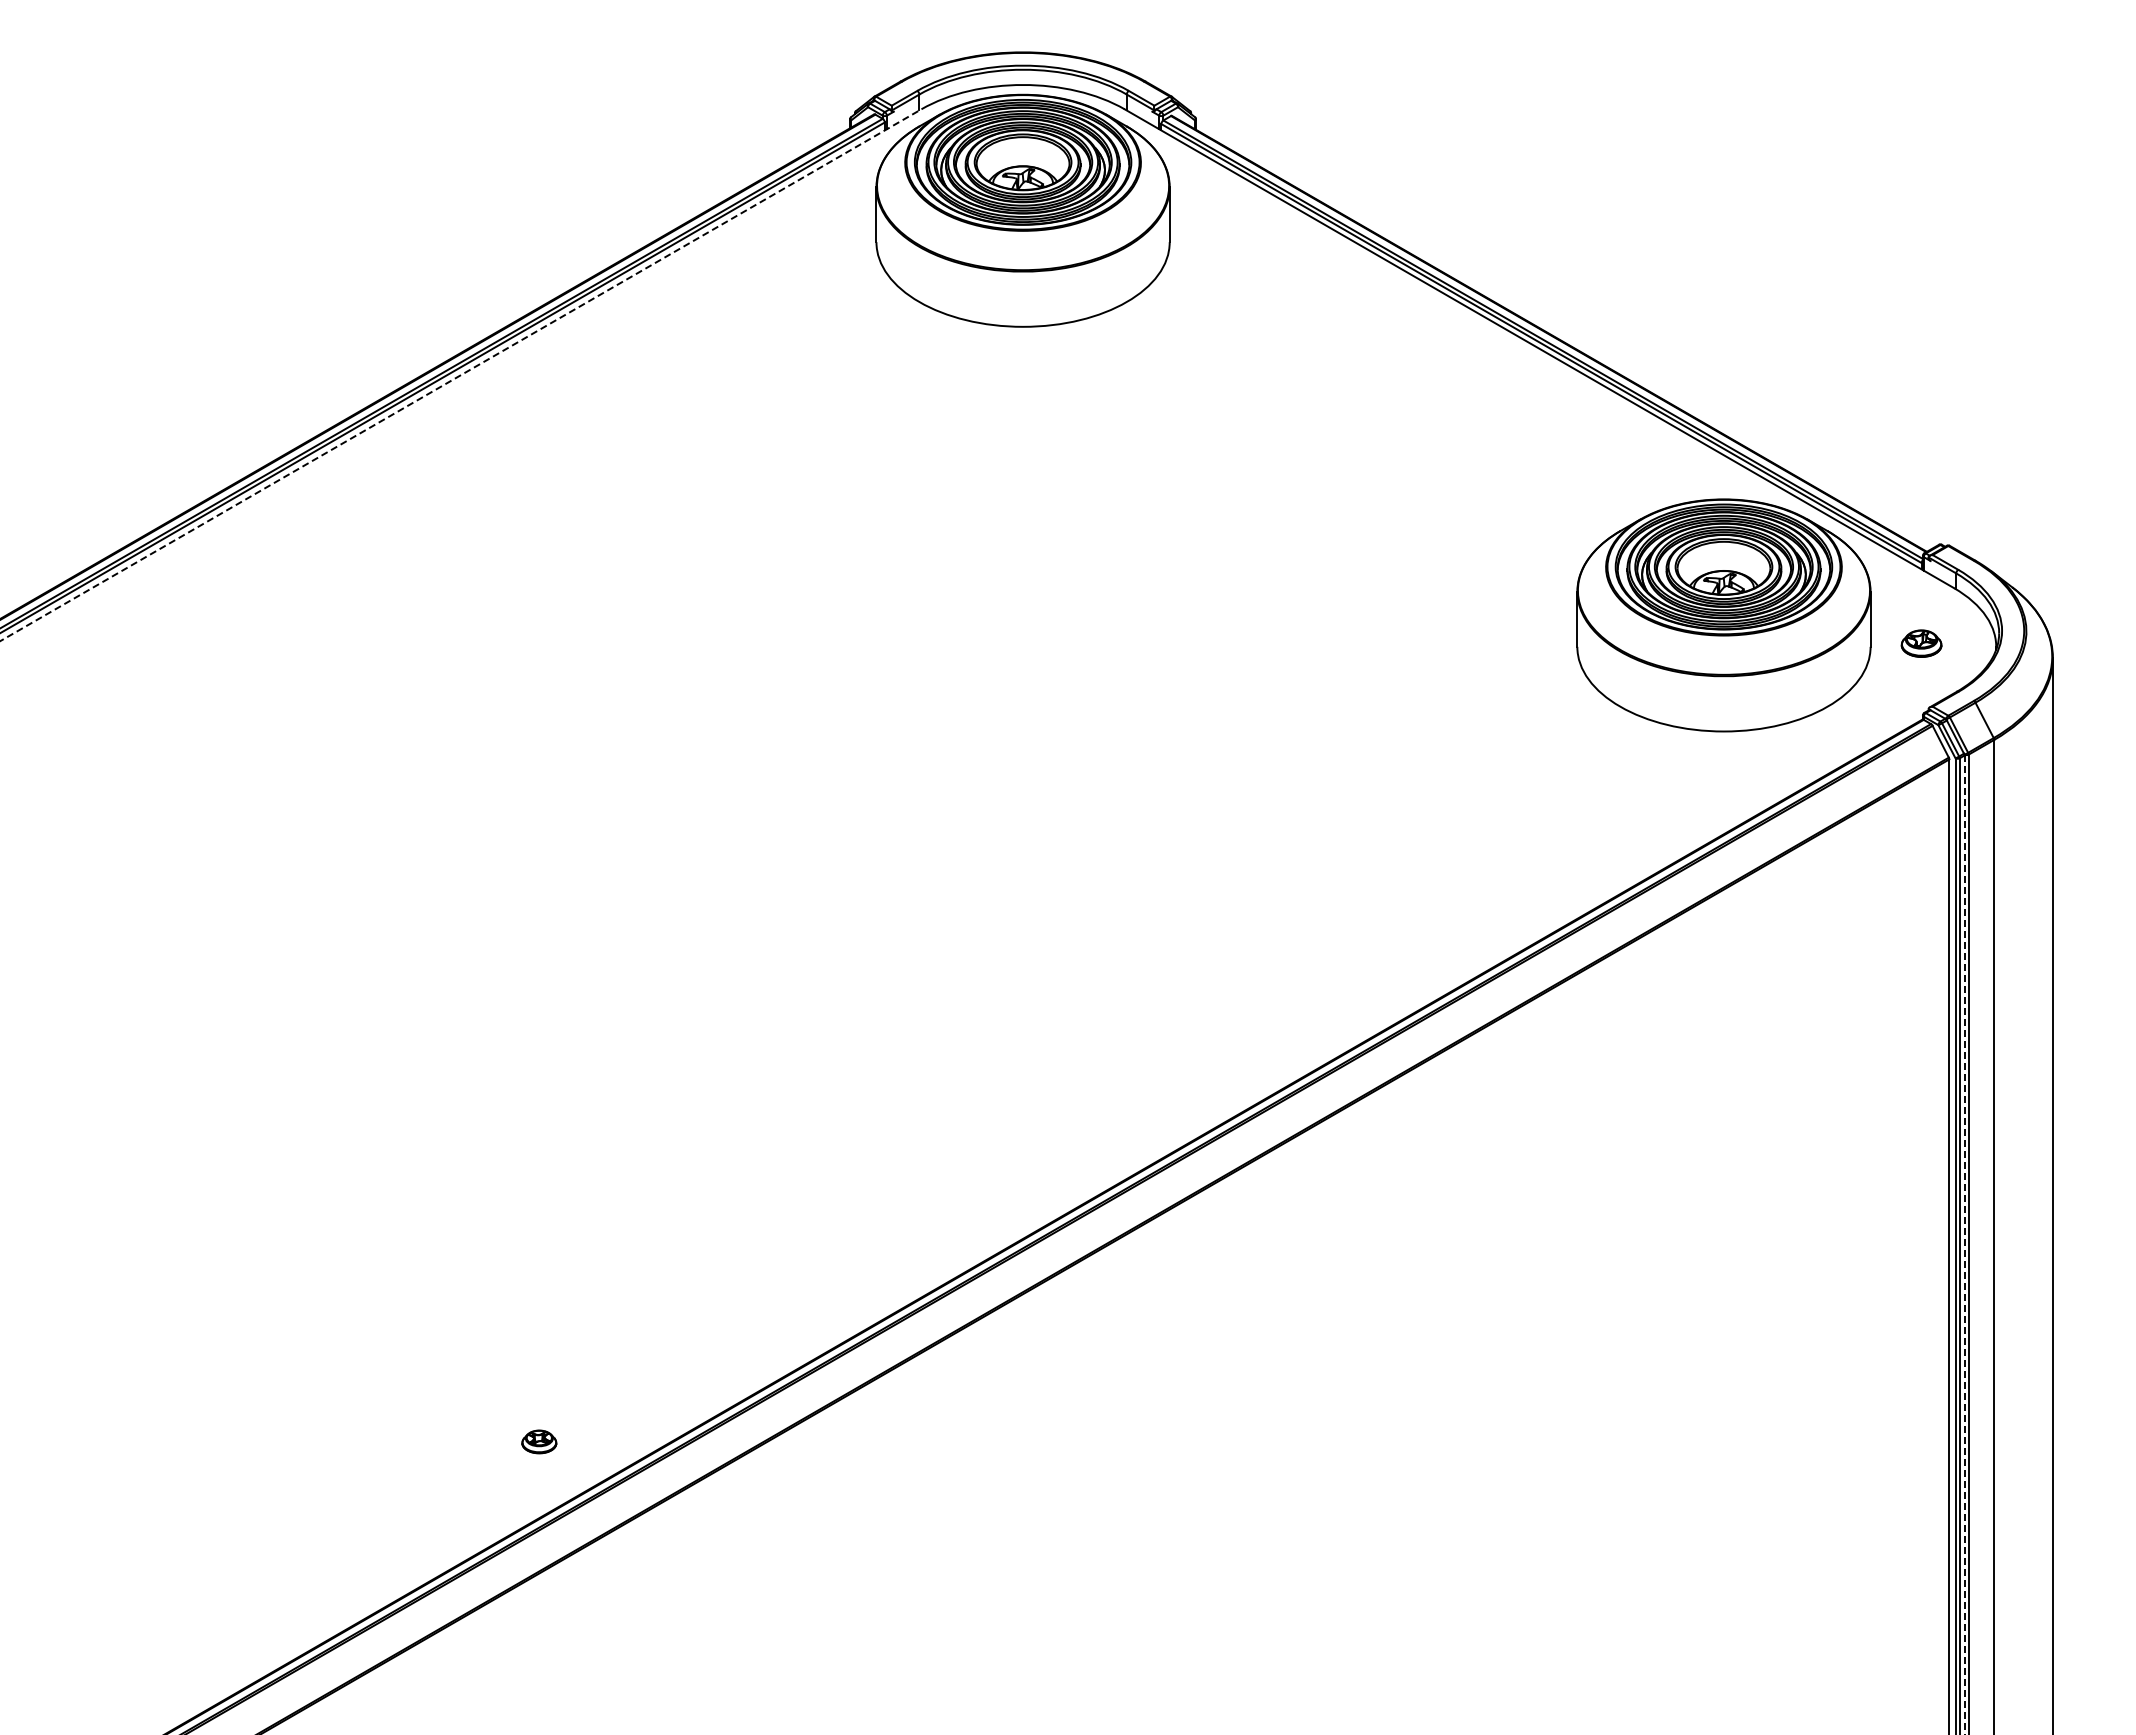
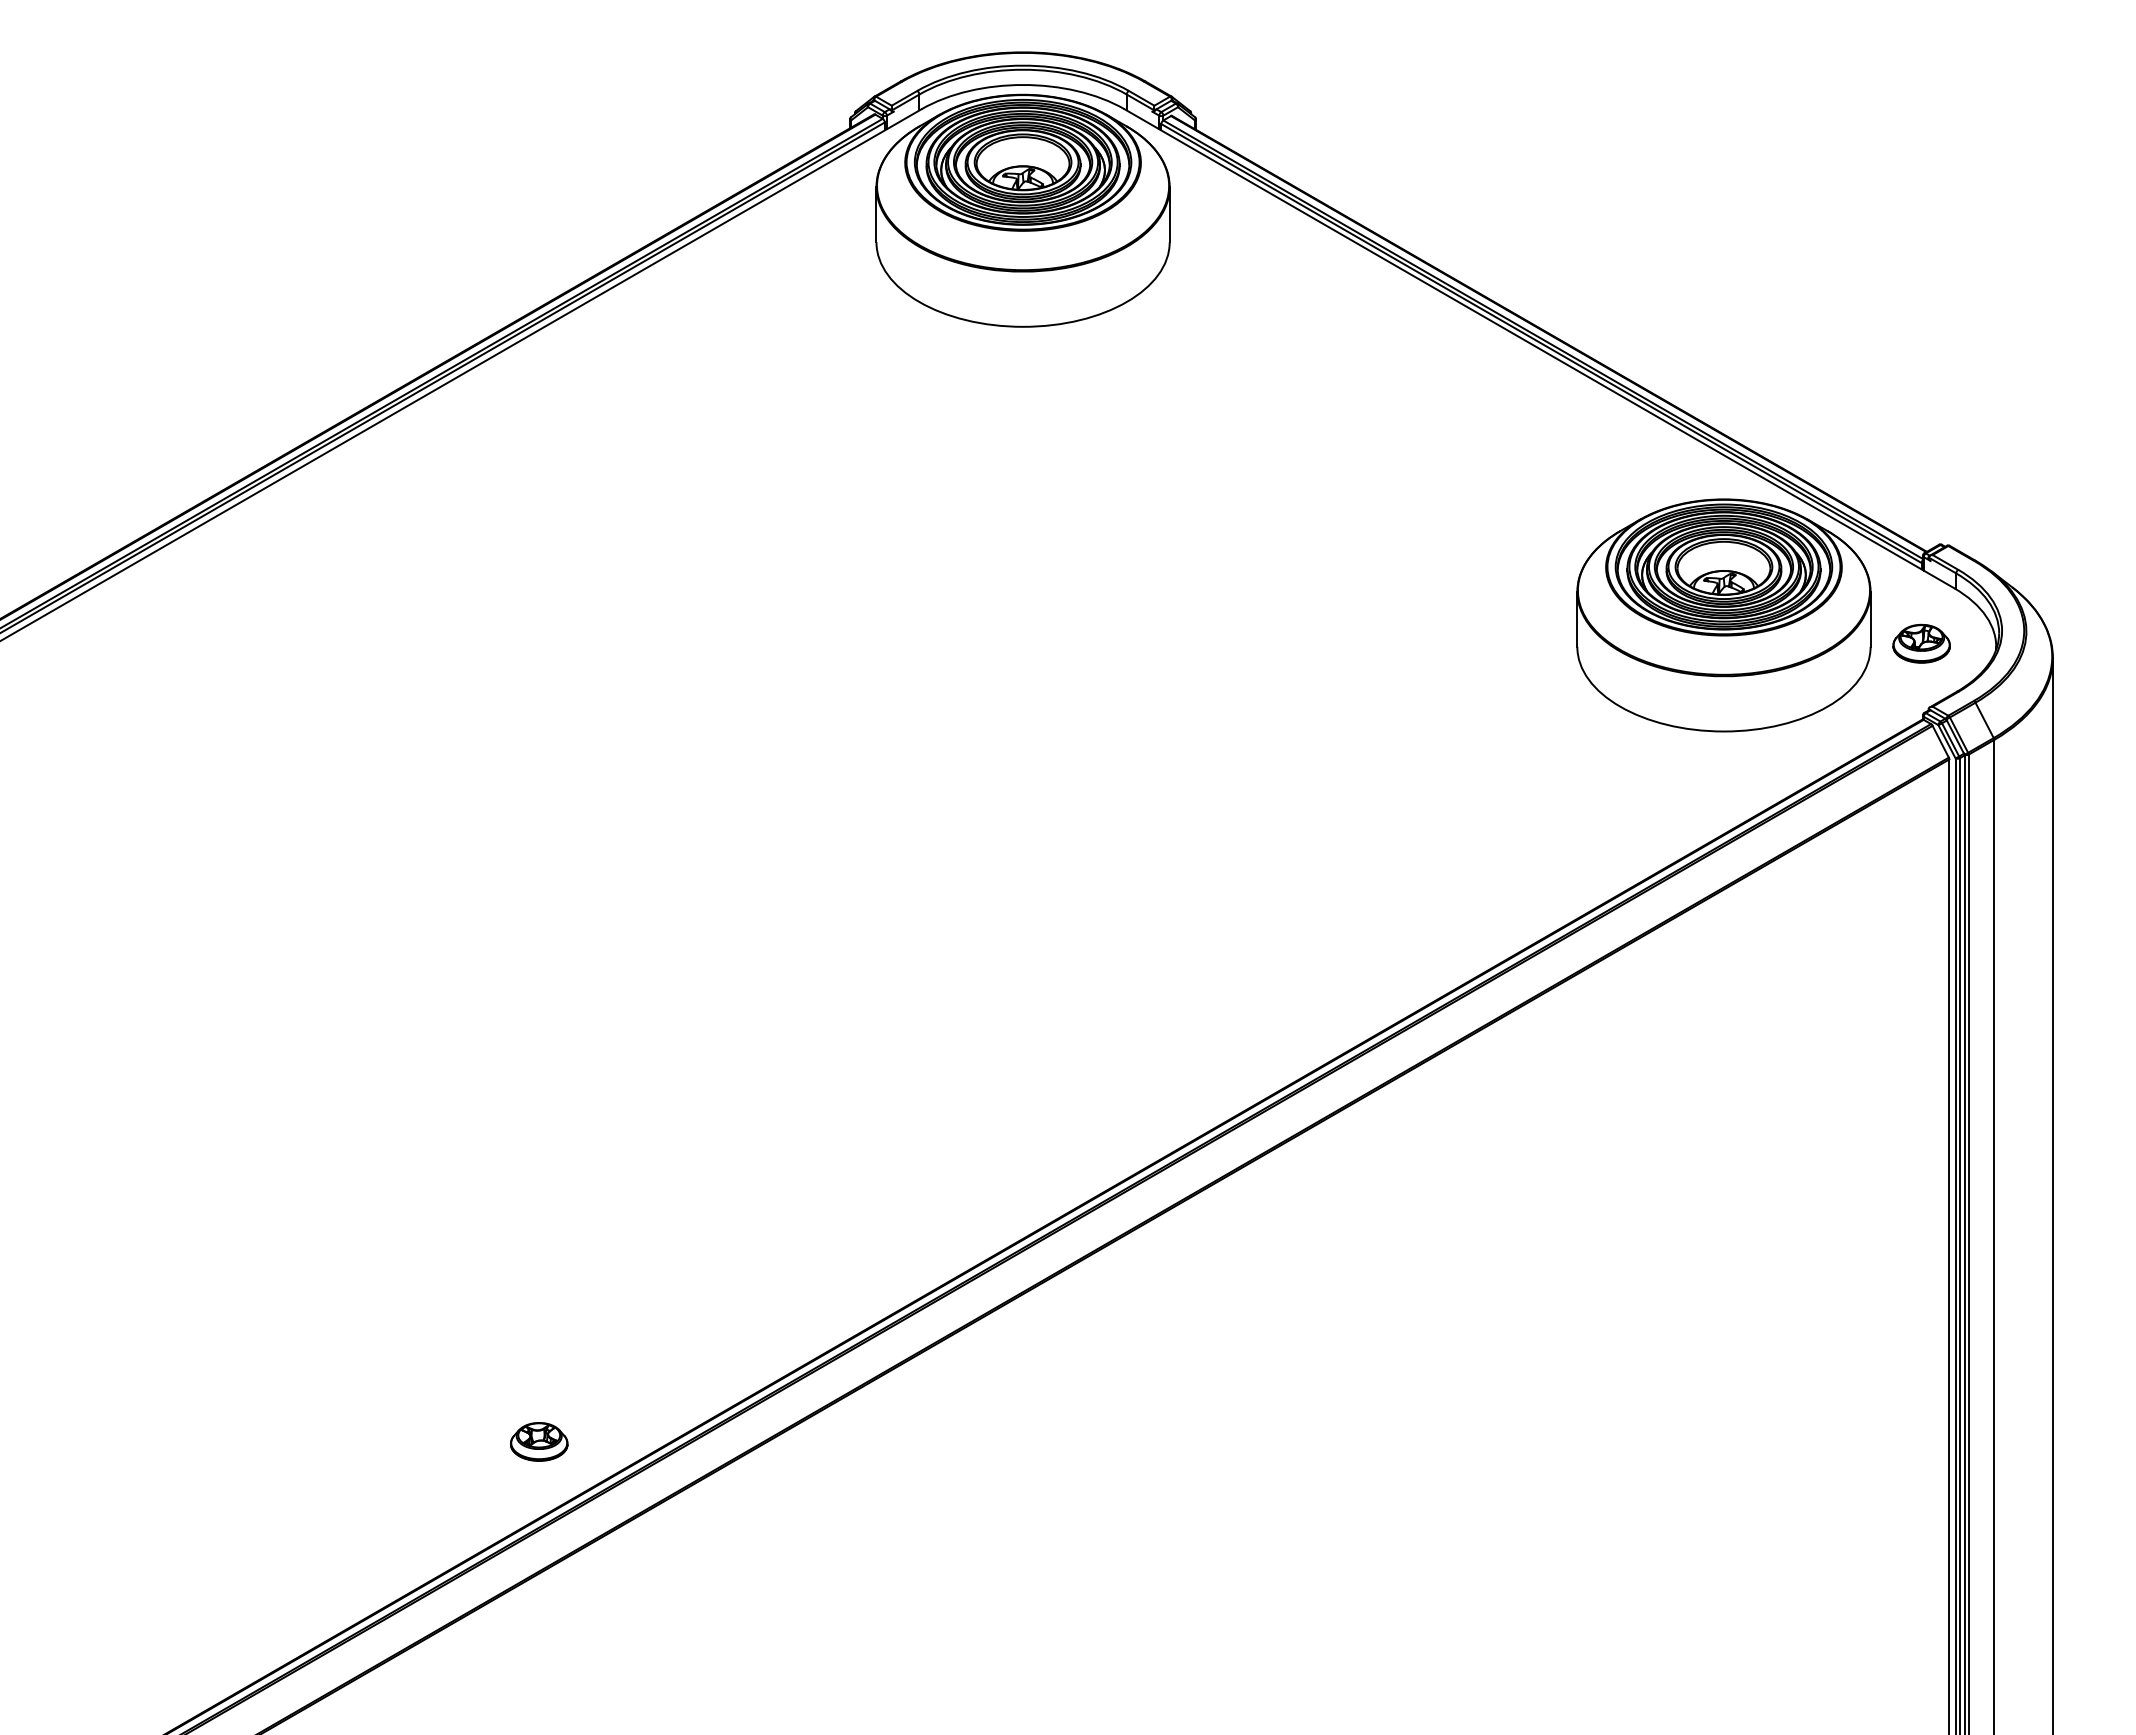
line: dashed -> solid (460, 375)
part size: 43x29 px -> 59x41 px (1921, 643)
line: dashed -> solid (1964, 1244)
part size: 37x26 px -> 59x40 px (539, 1441)
